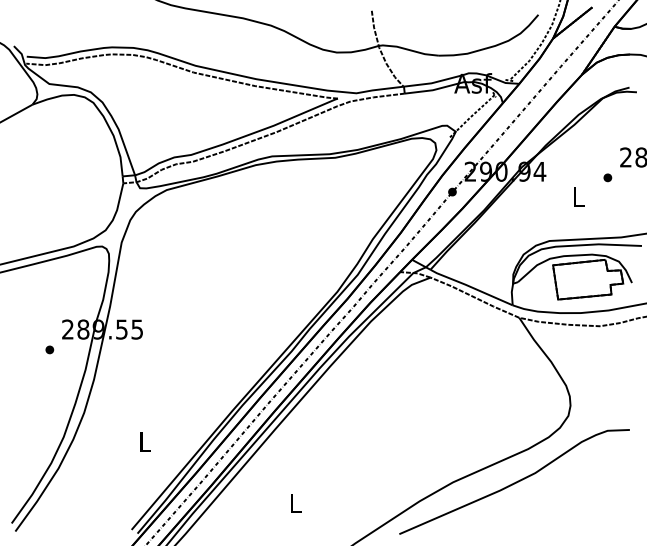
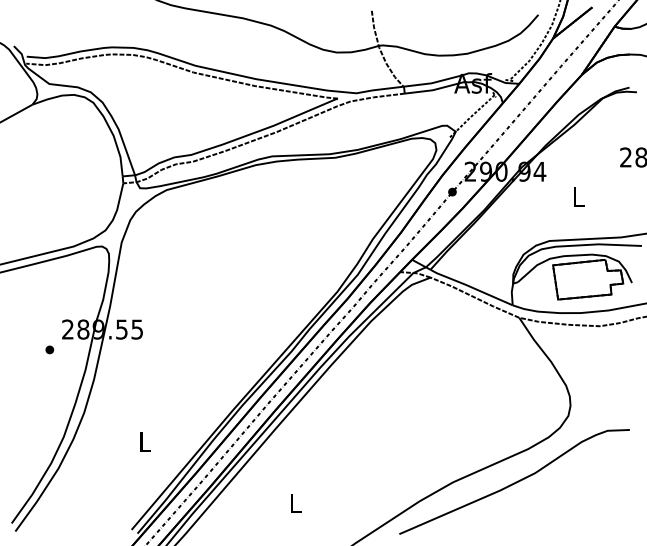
part: present -> none (607, 177)
